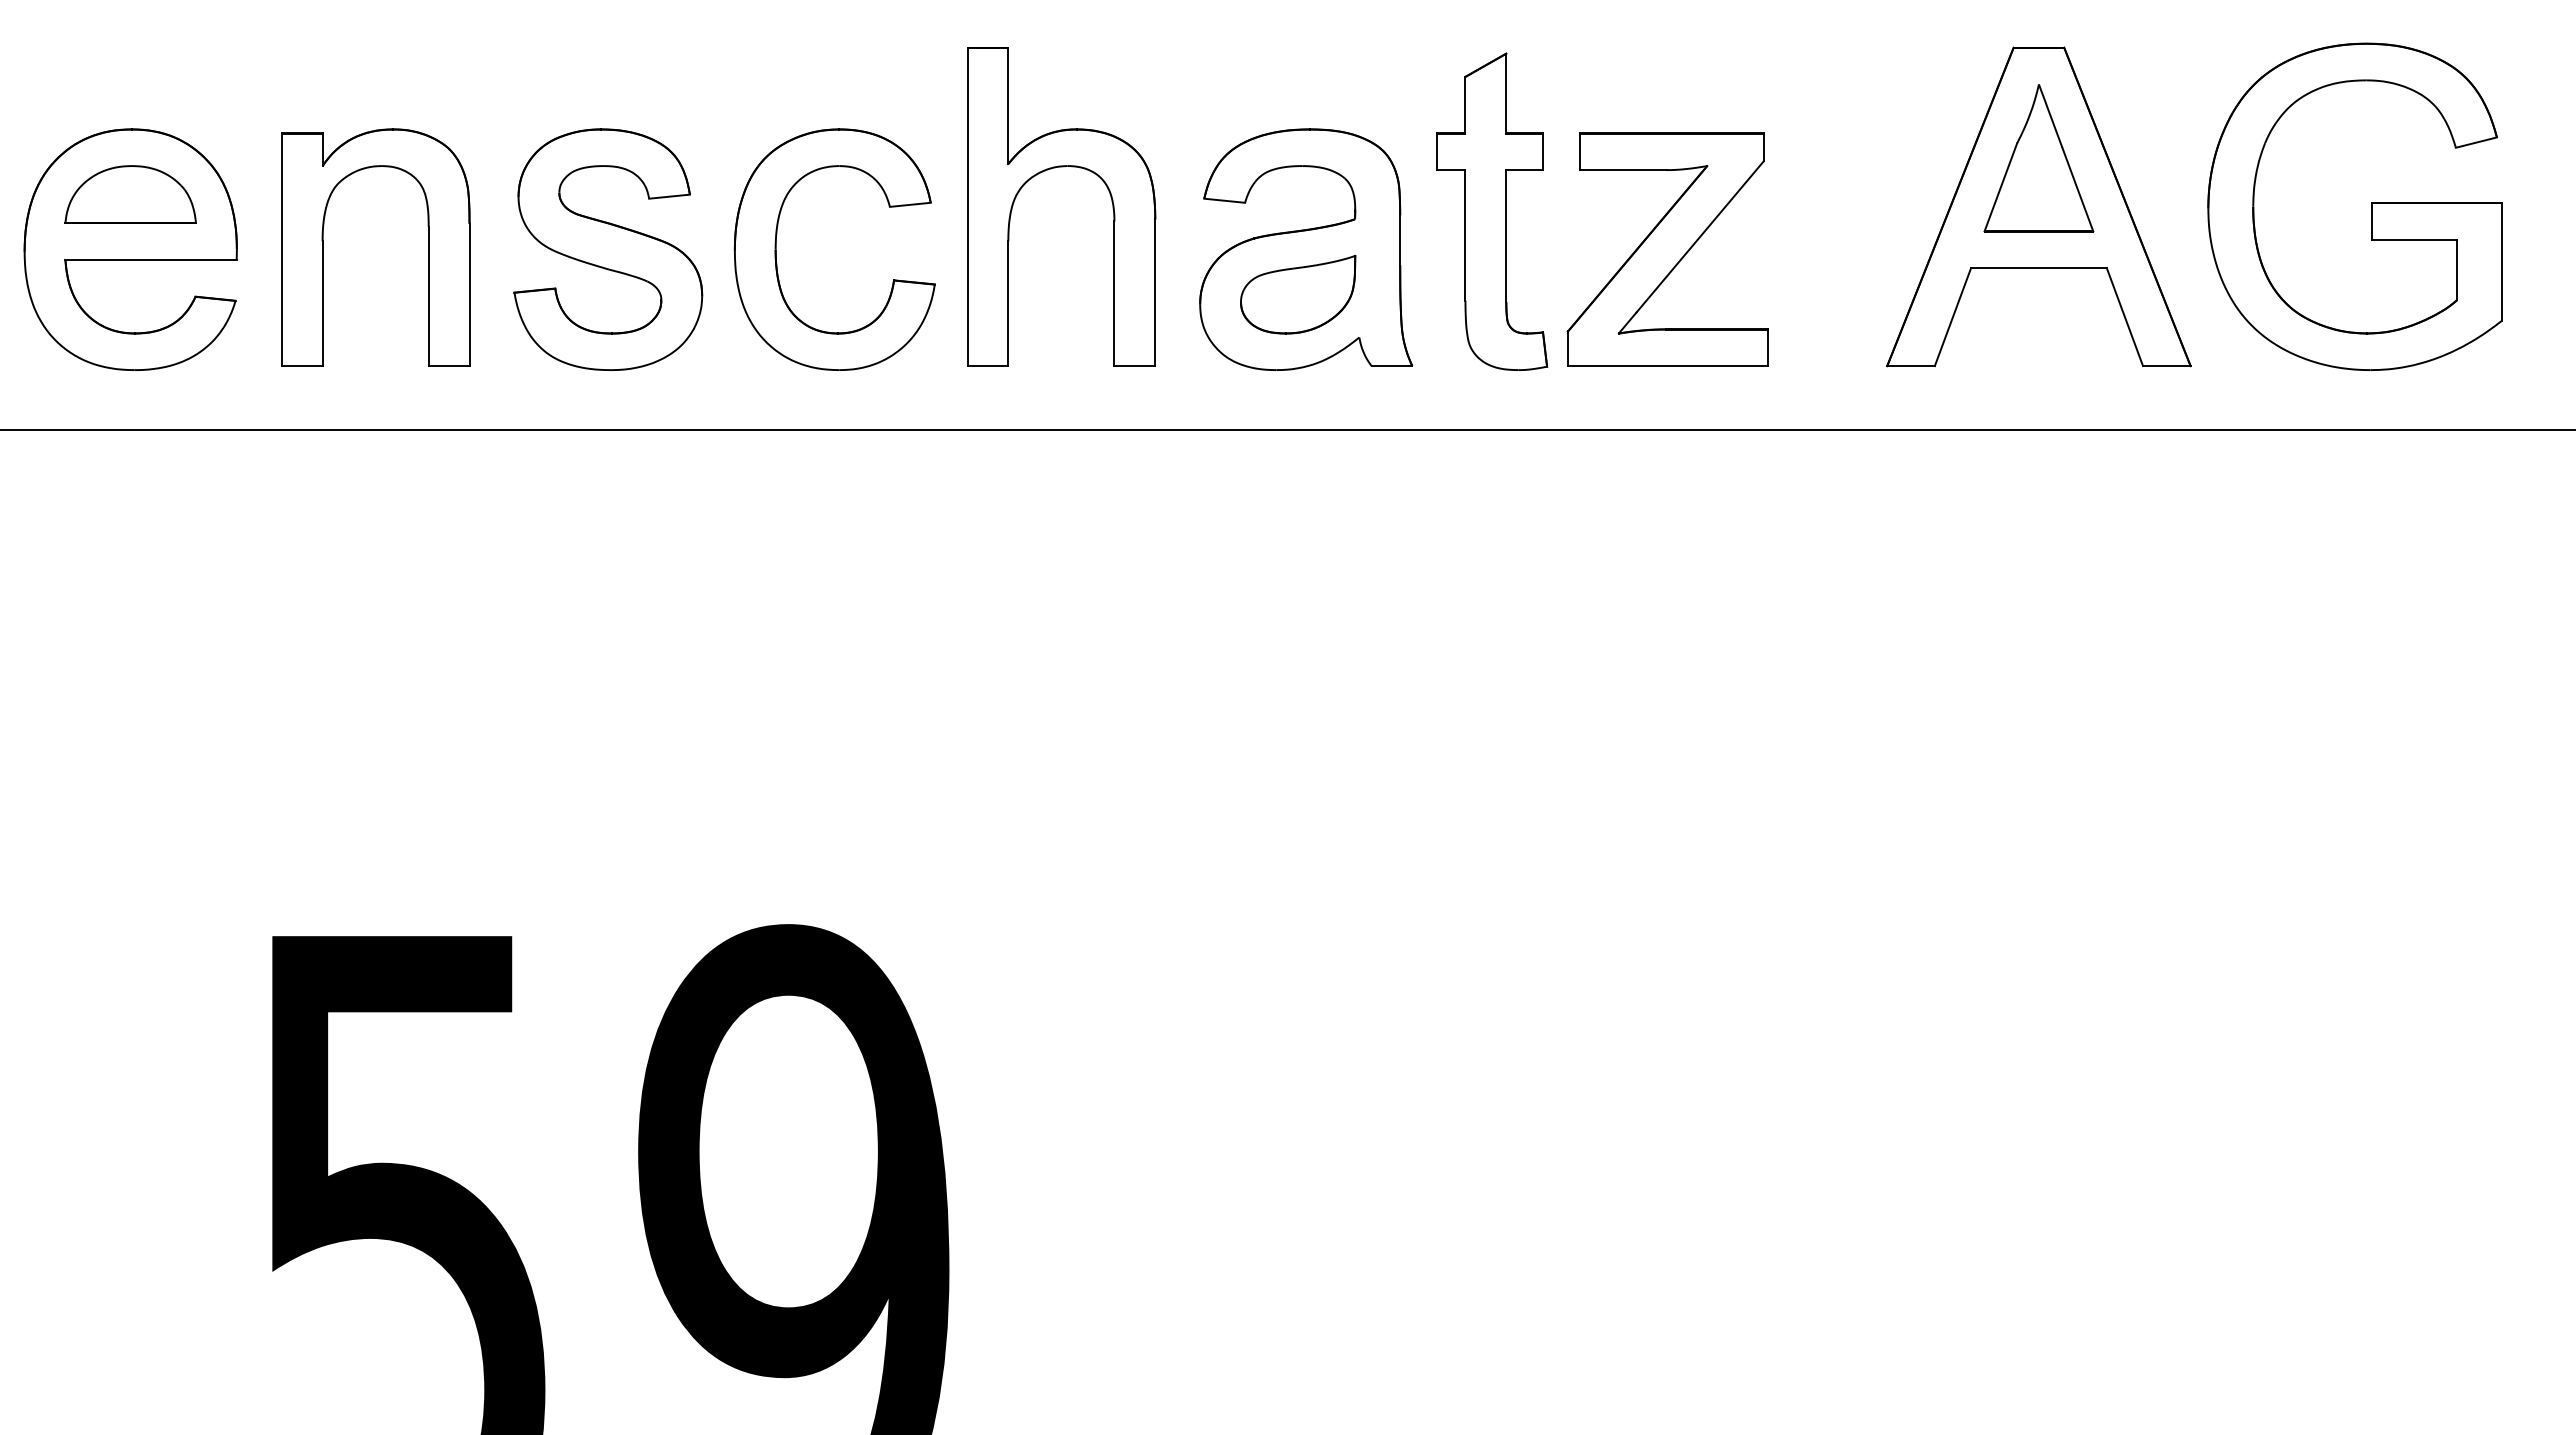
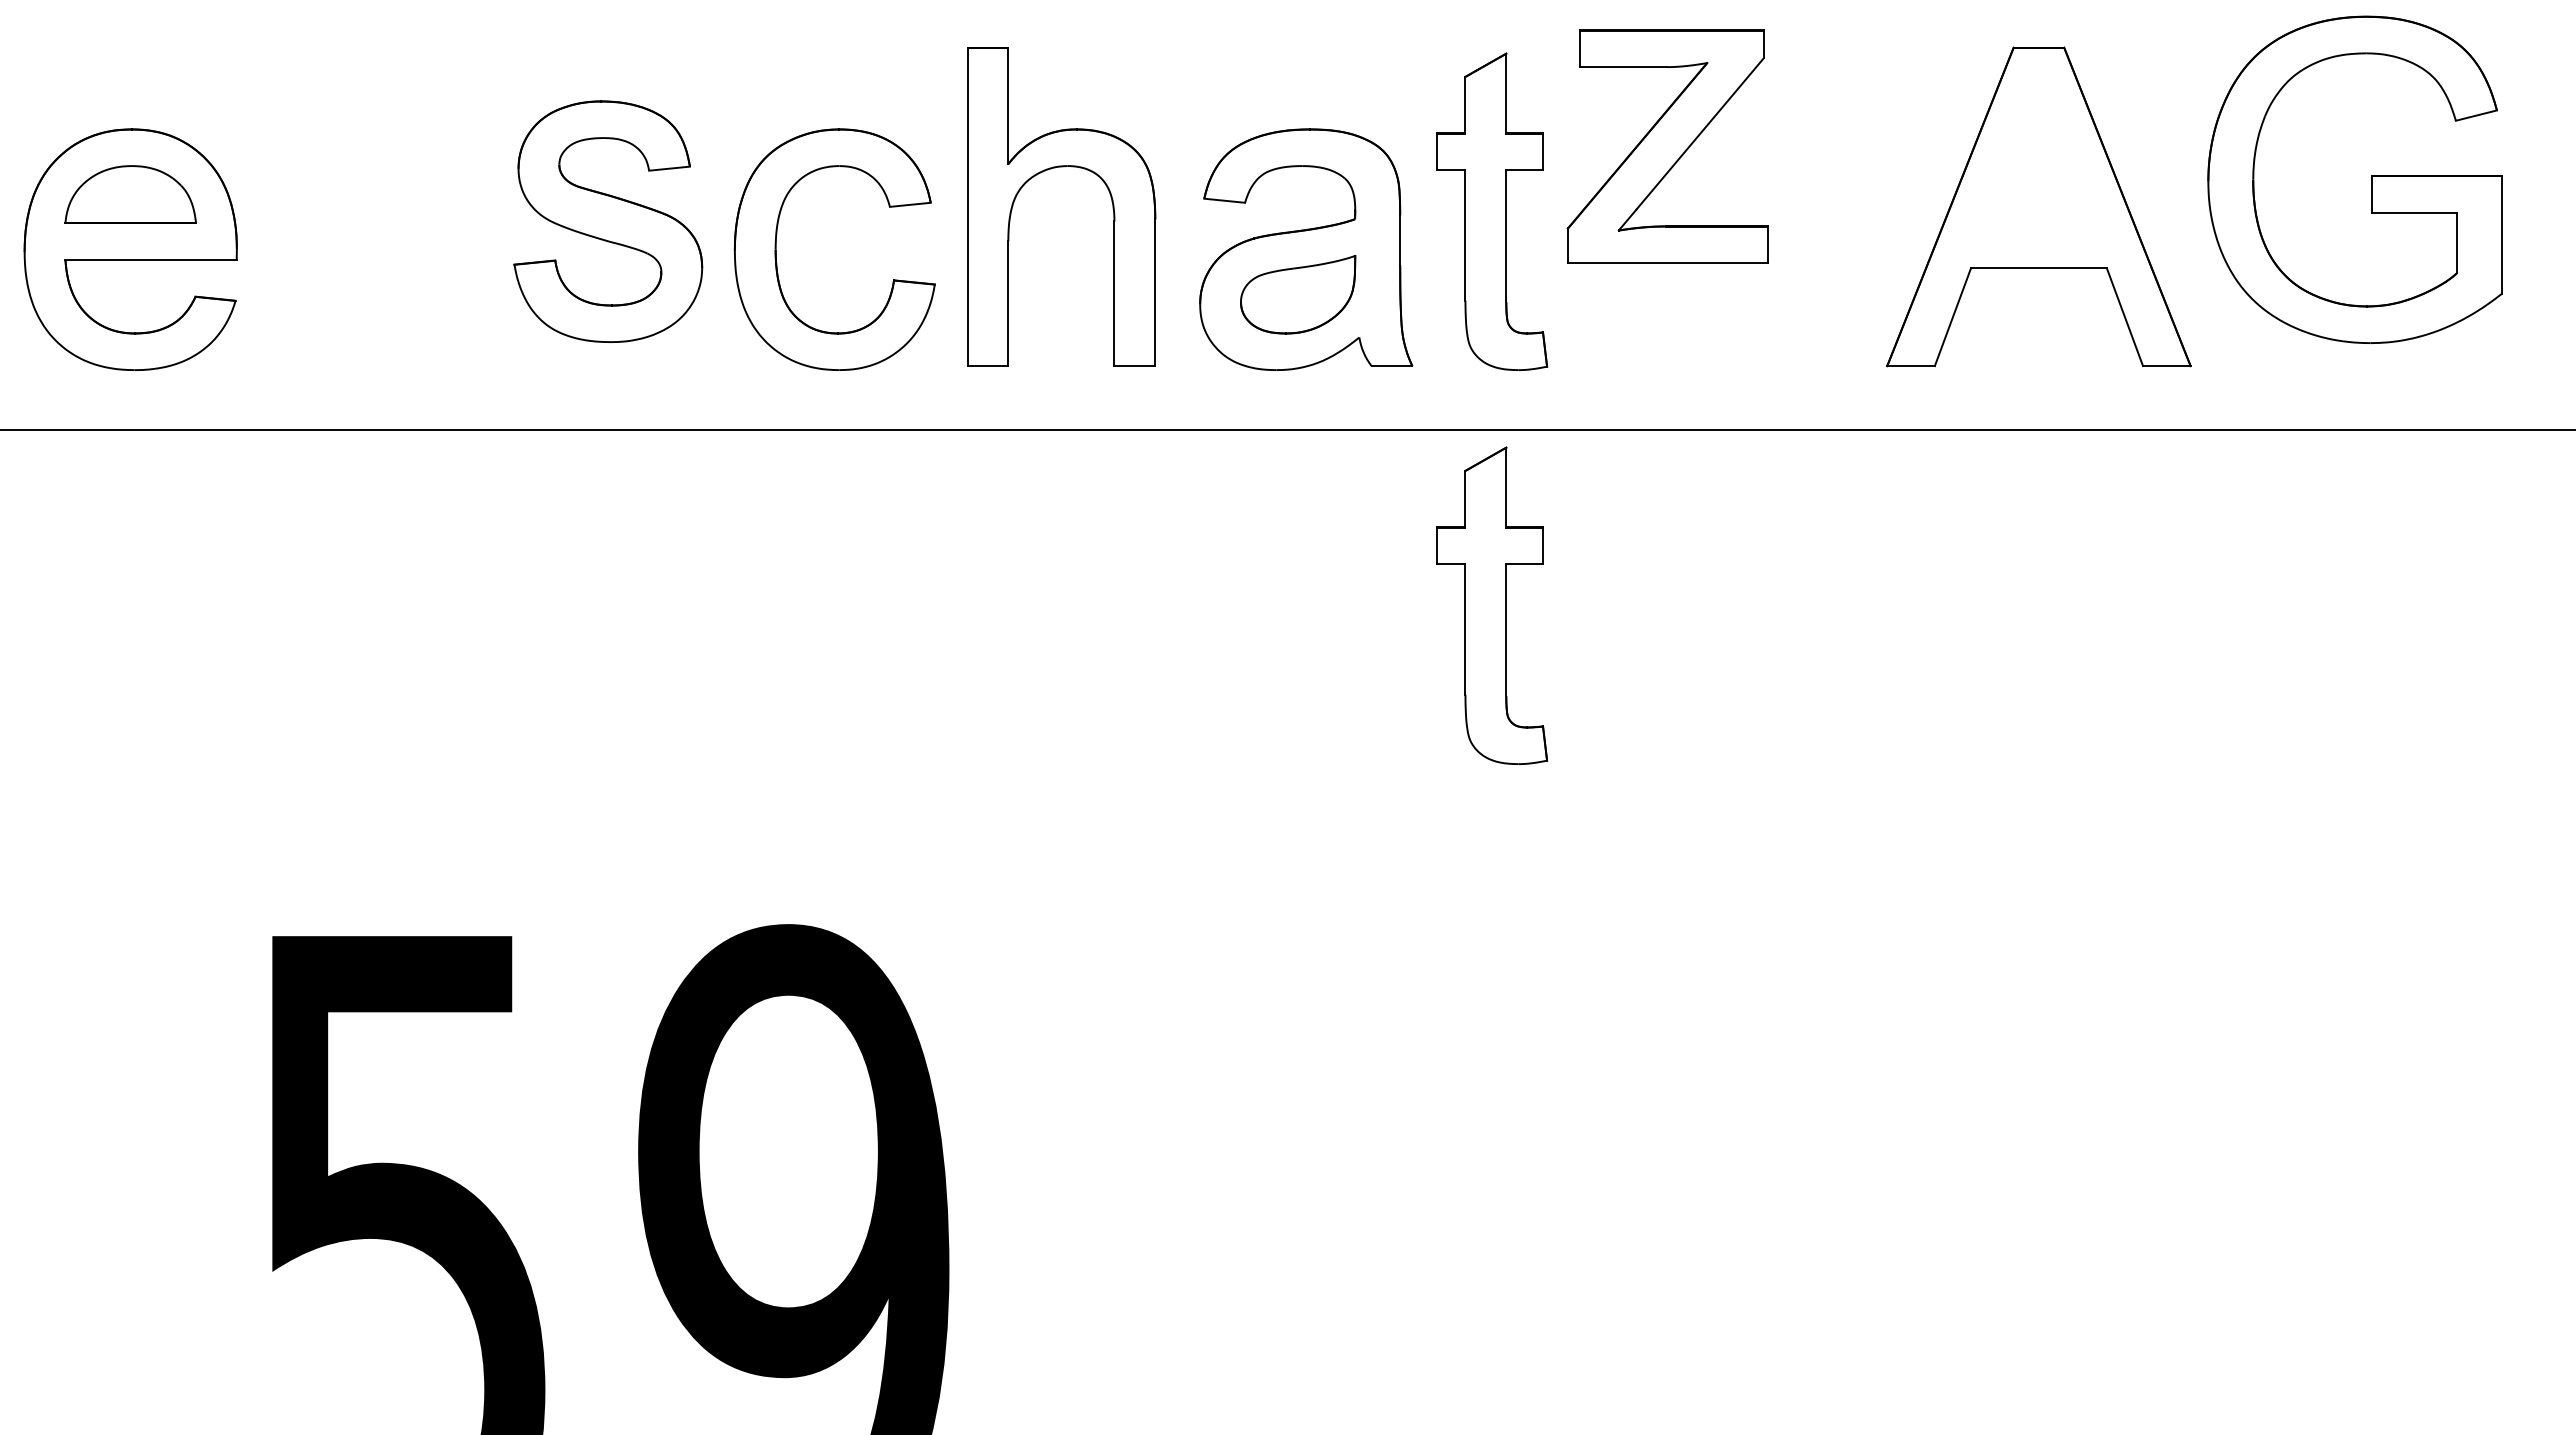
part: present -> none (2038, 158)
part position: (2371, 206) -> (2371, 179) (2371, 179)
part: present -> none (323, 247)
part position: (608, 249) -> (608, 221) (608, 221)
part position: (1667, 249) -> (1667, 146) (1667, 146)
part: none -> present (1492, 605)
